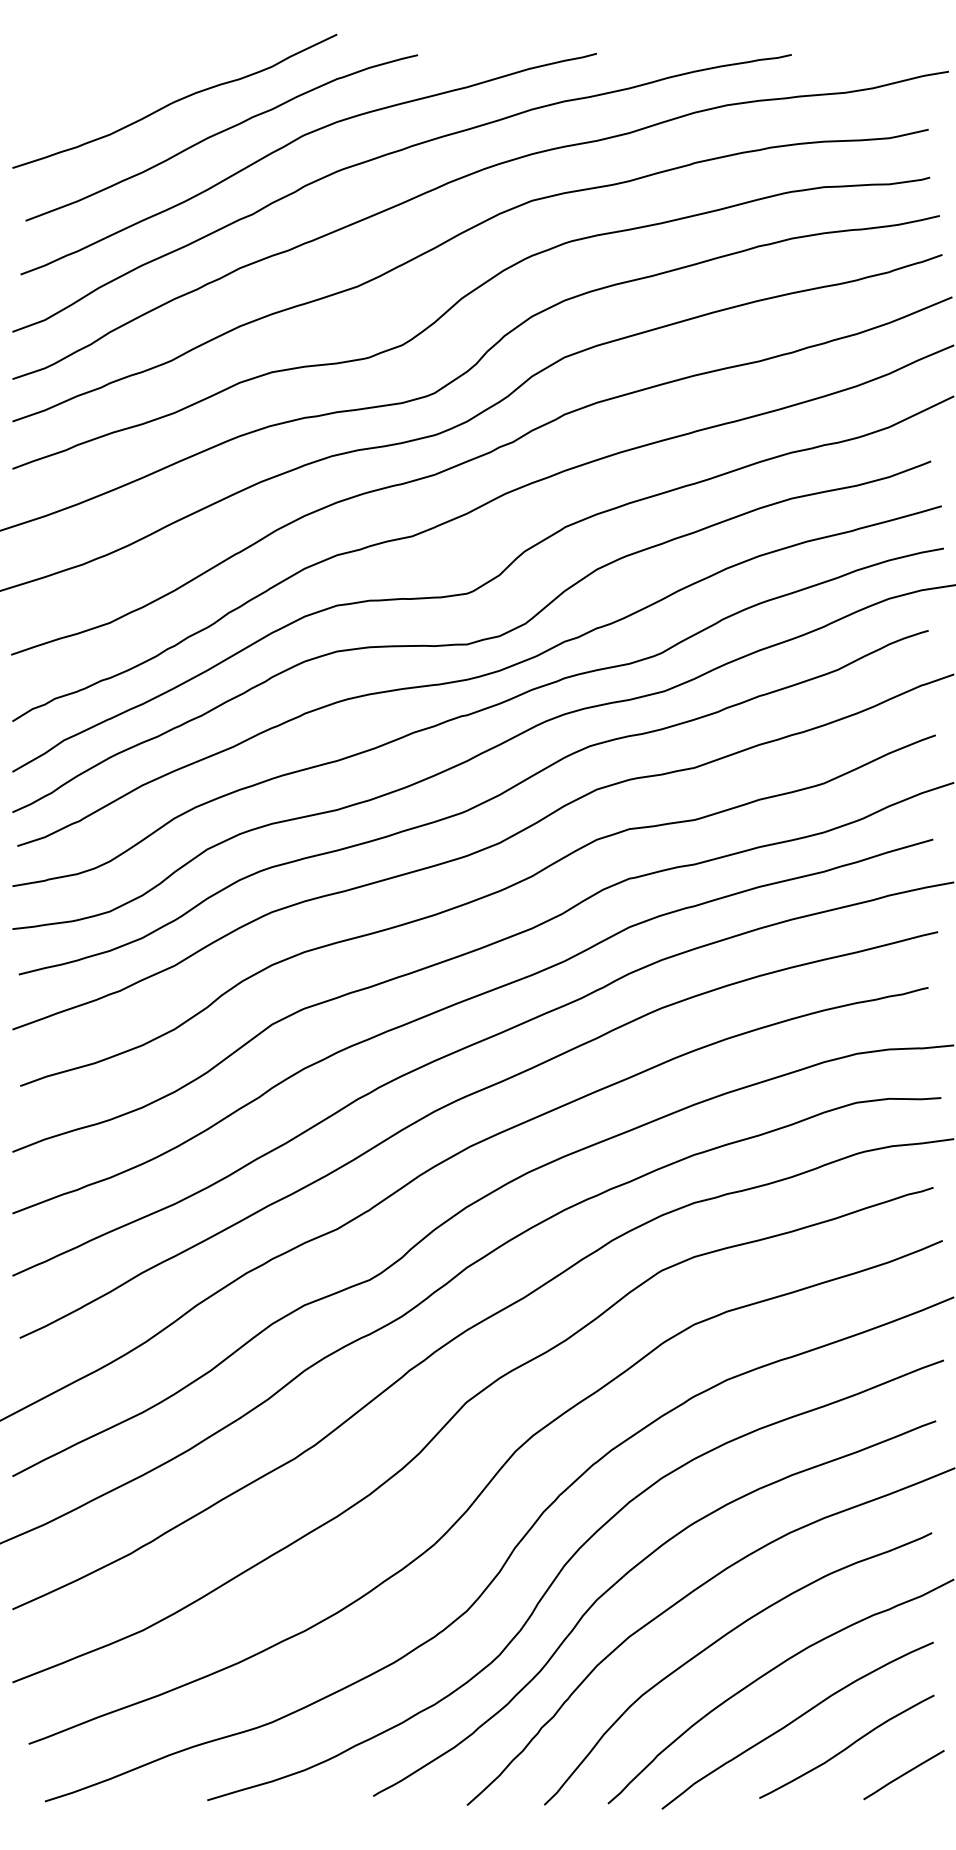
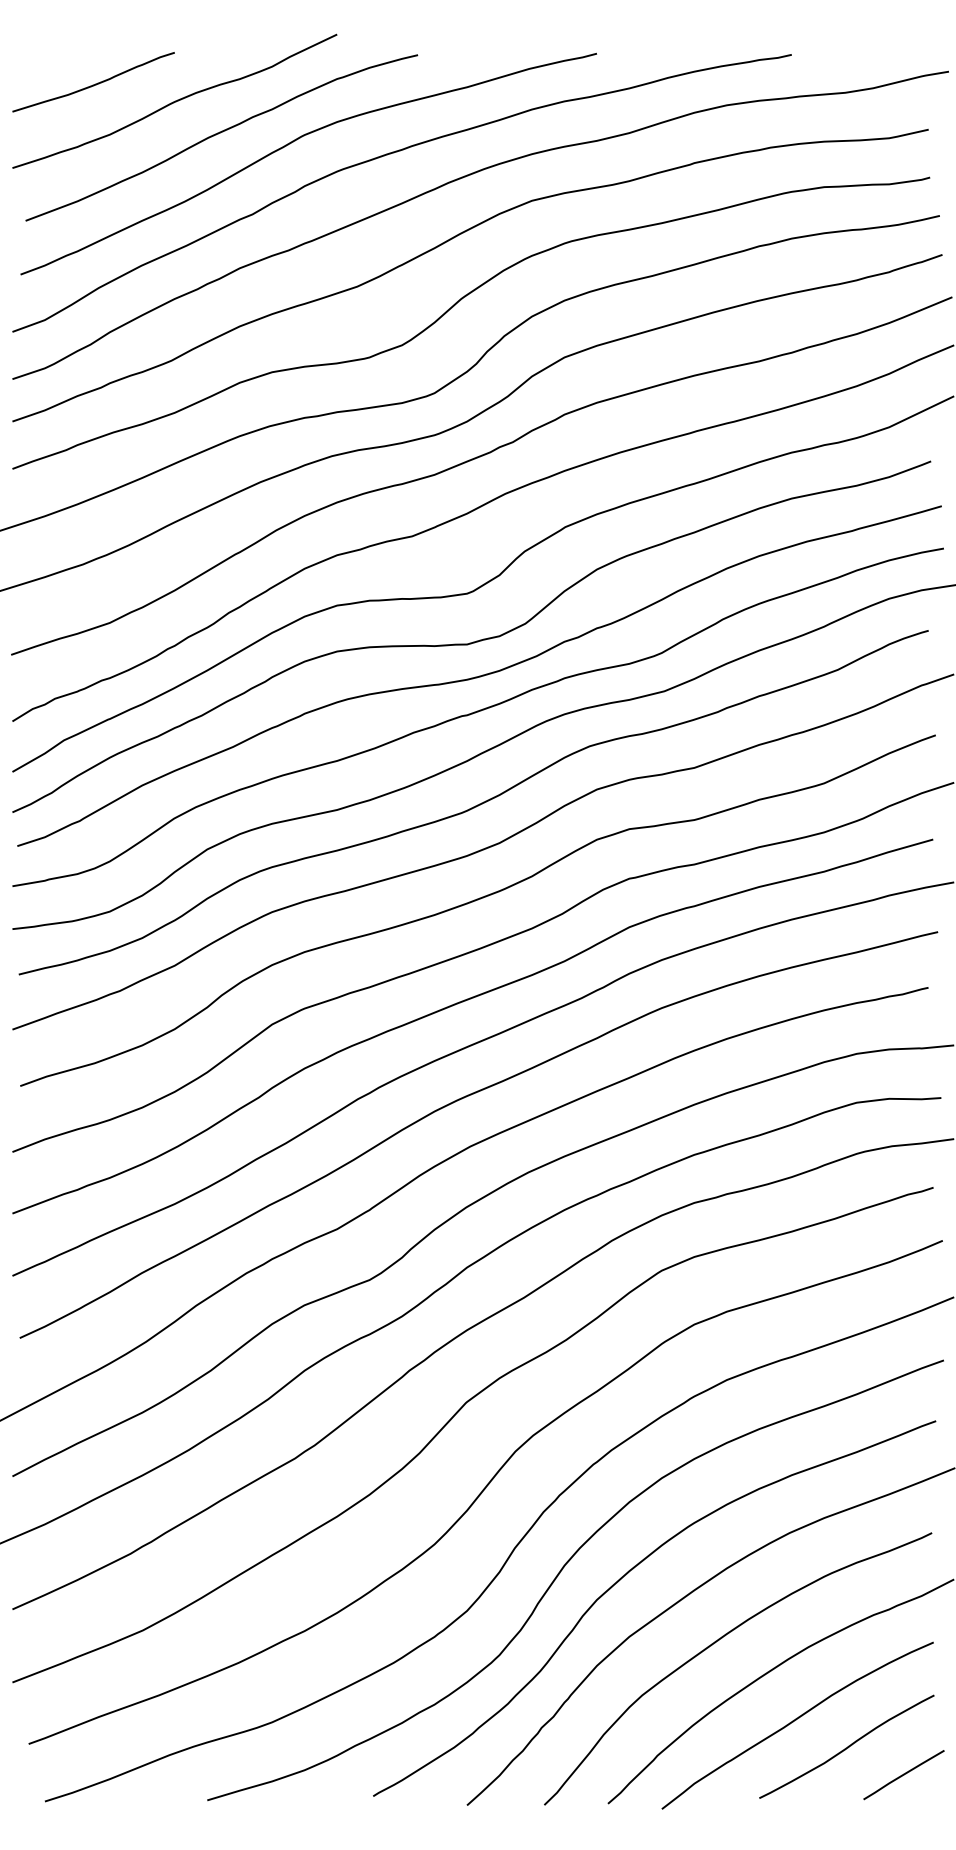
curve: none -> present (93, 84)
